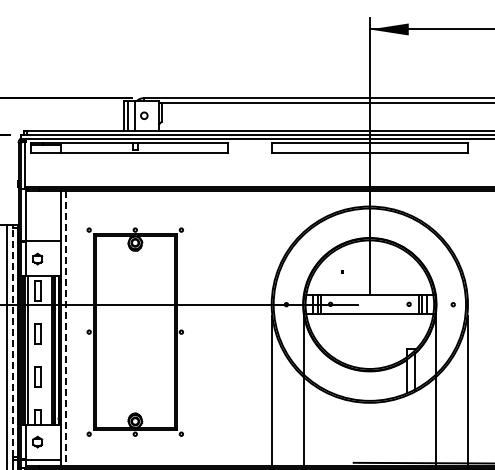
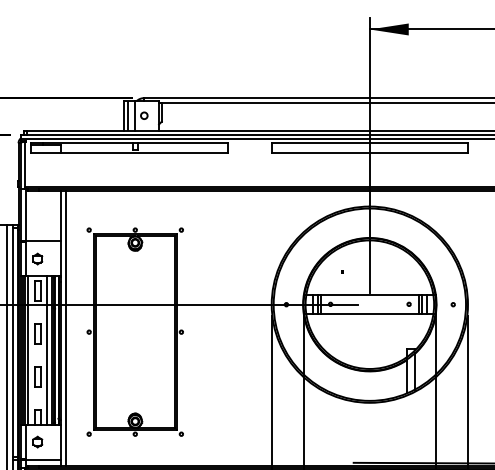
line: dashed -> solid (65, 328)
line: dashed -> solid (12, 342)
line: none -> present (47, 350)
